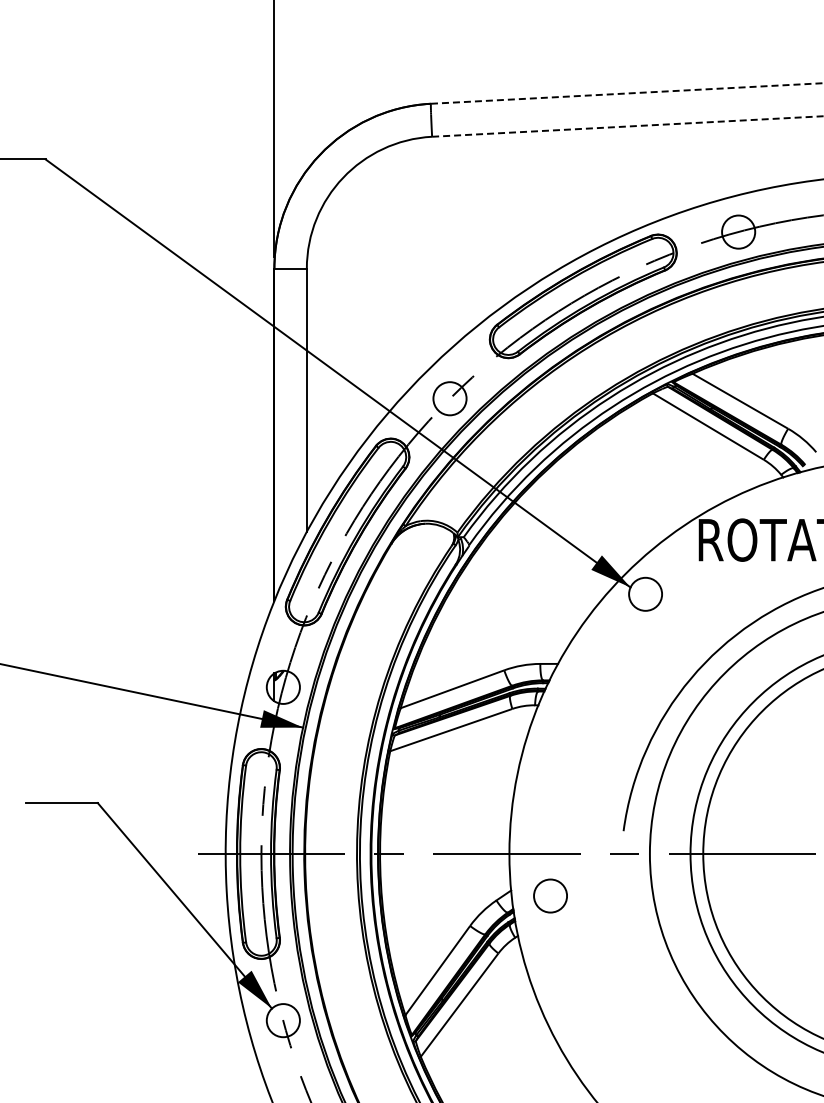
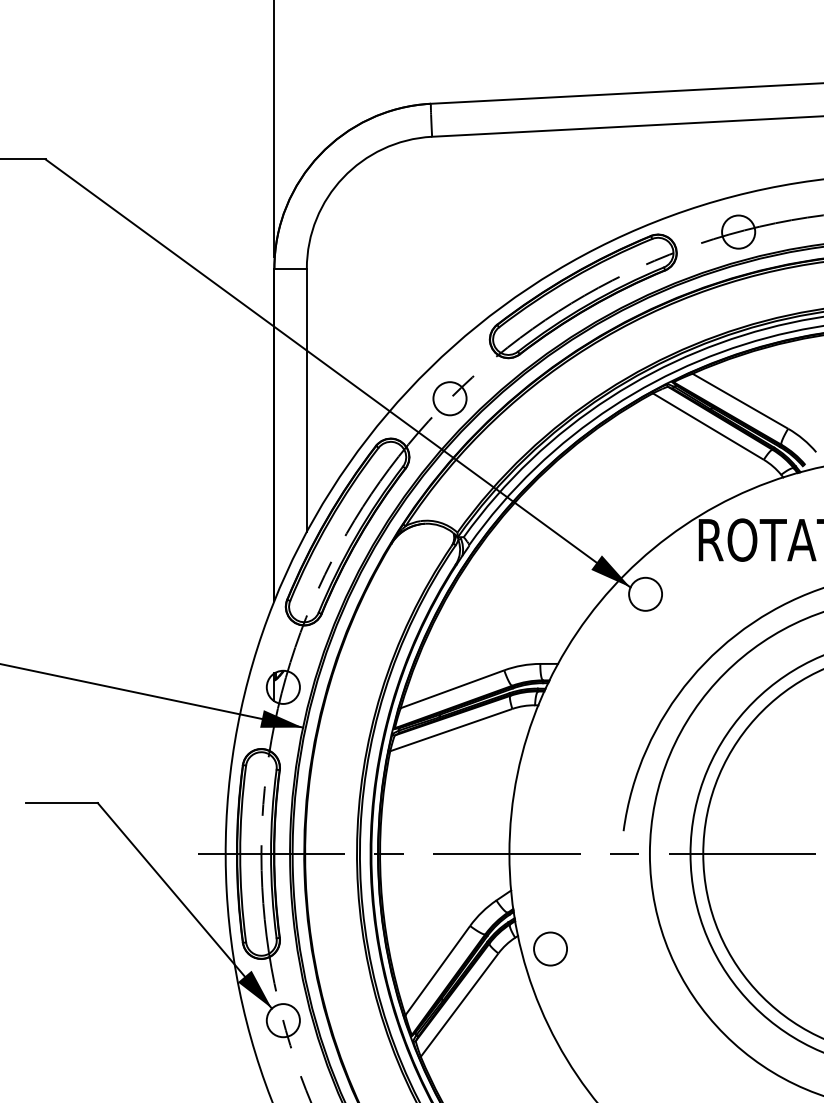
line: dashed -> solid (627, 93)
line: dashed -> solid (627, 126)
circle position: (550, 895) -> (550, 948) (550, 948)
